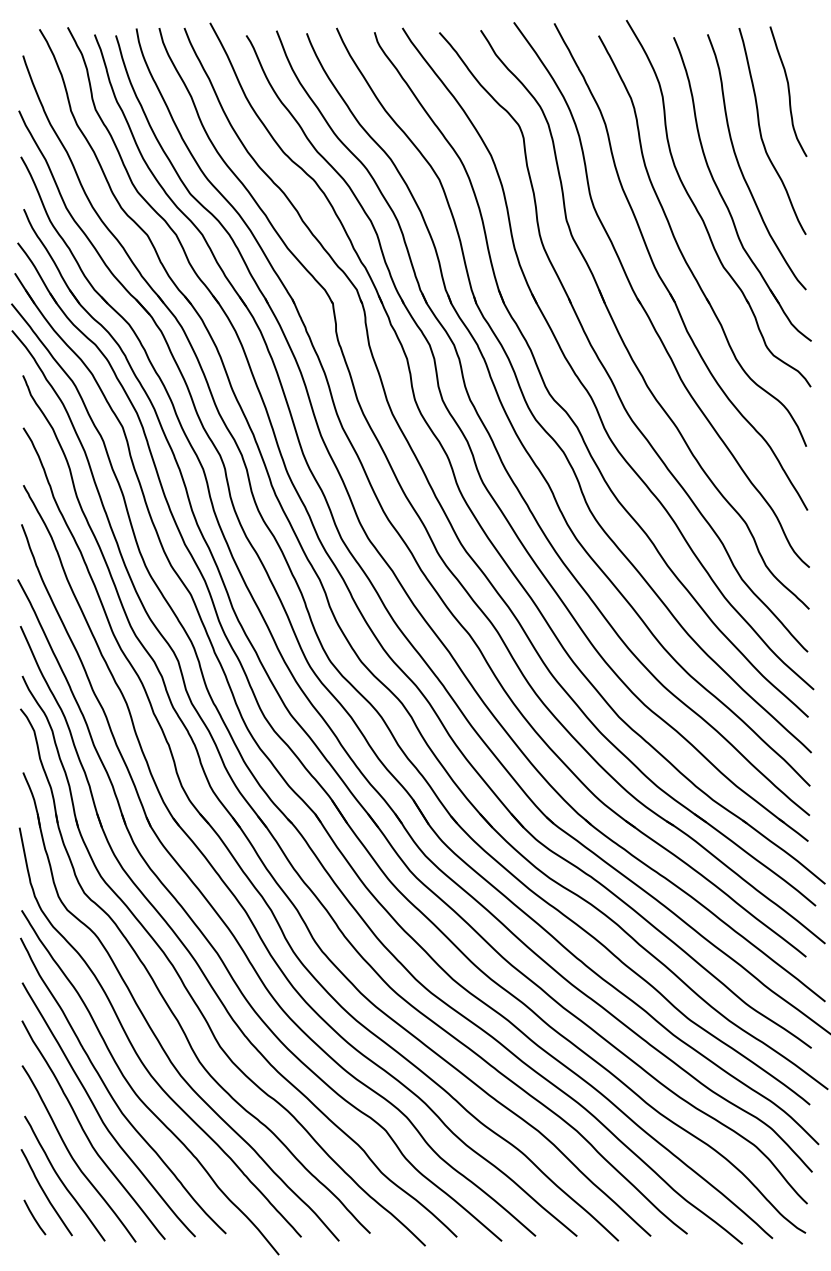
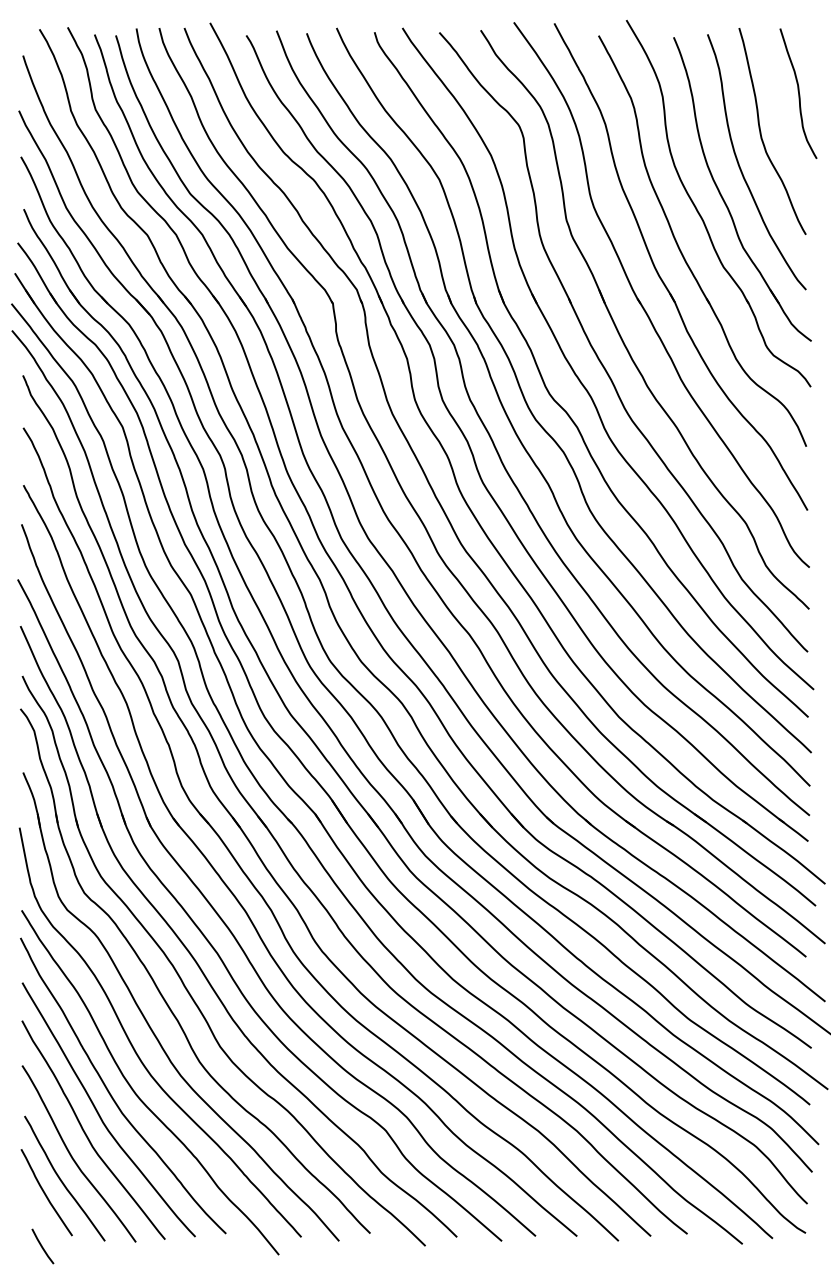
curve position: (788, 91) -> (798, 93) (798, 93)
line position: (34, 1217) -> (42, 1246) (42, 1246)
